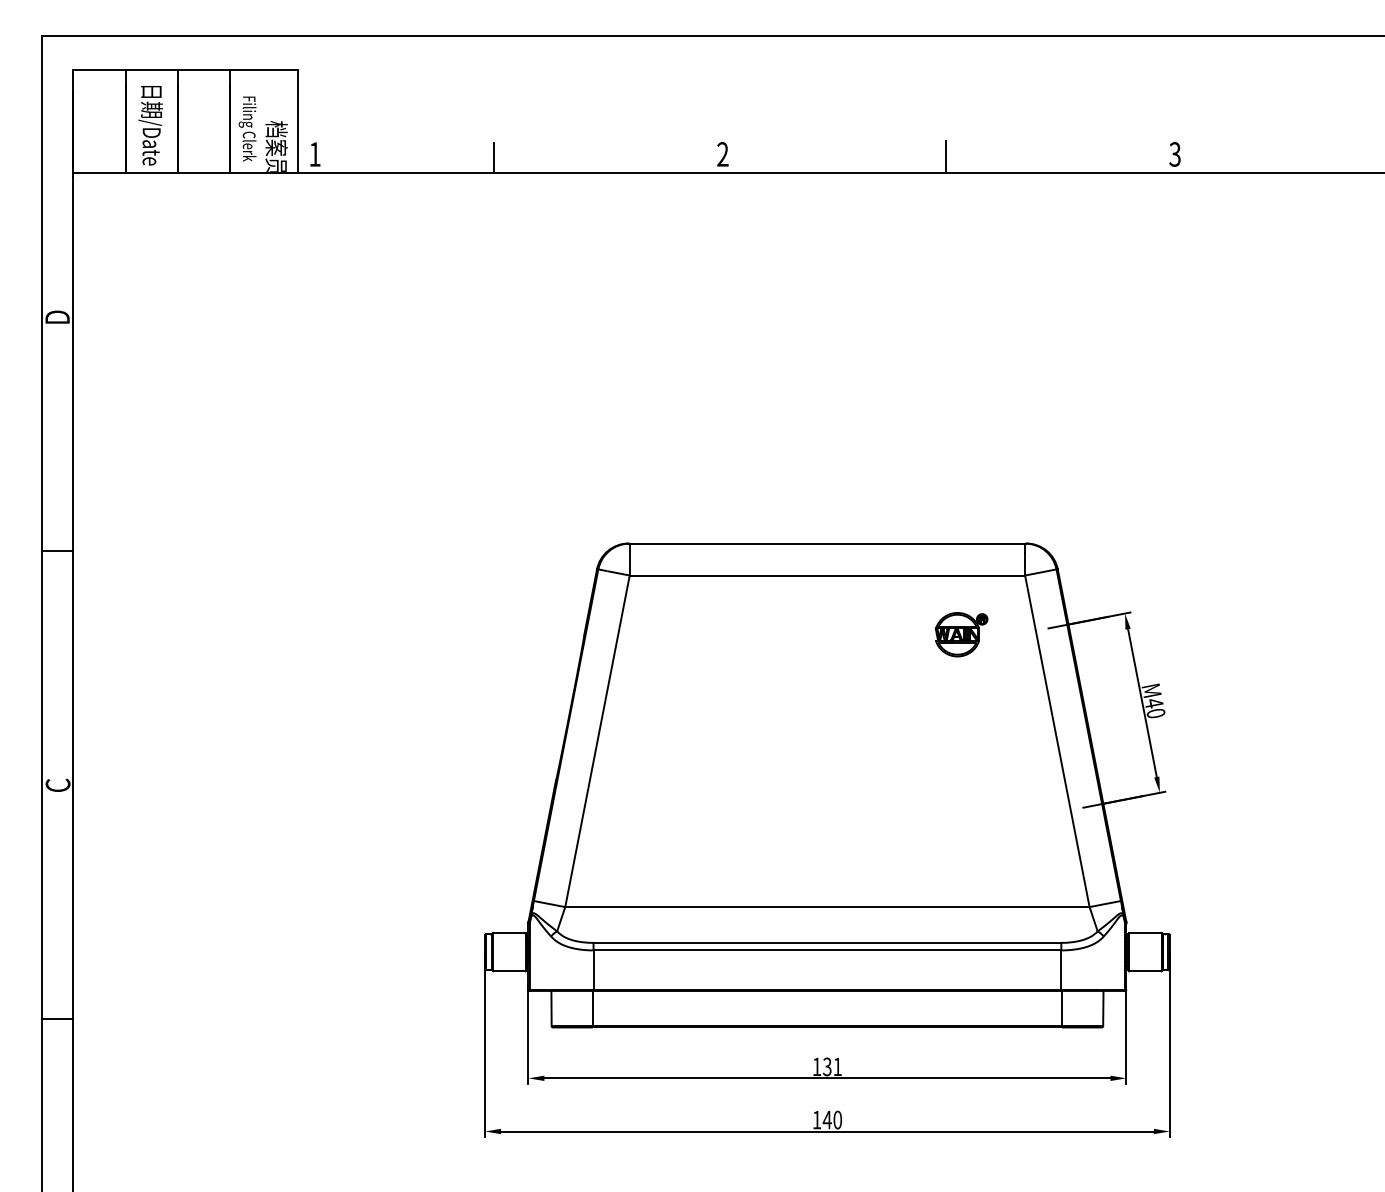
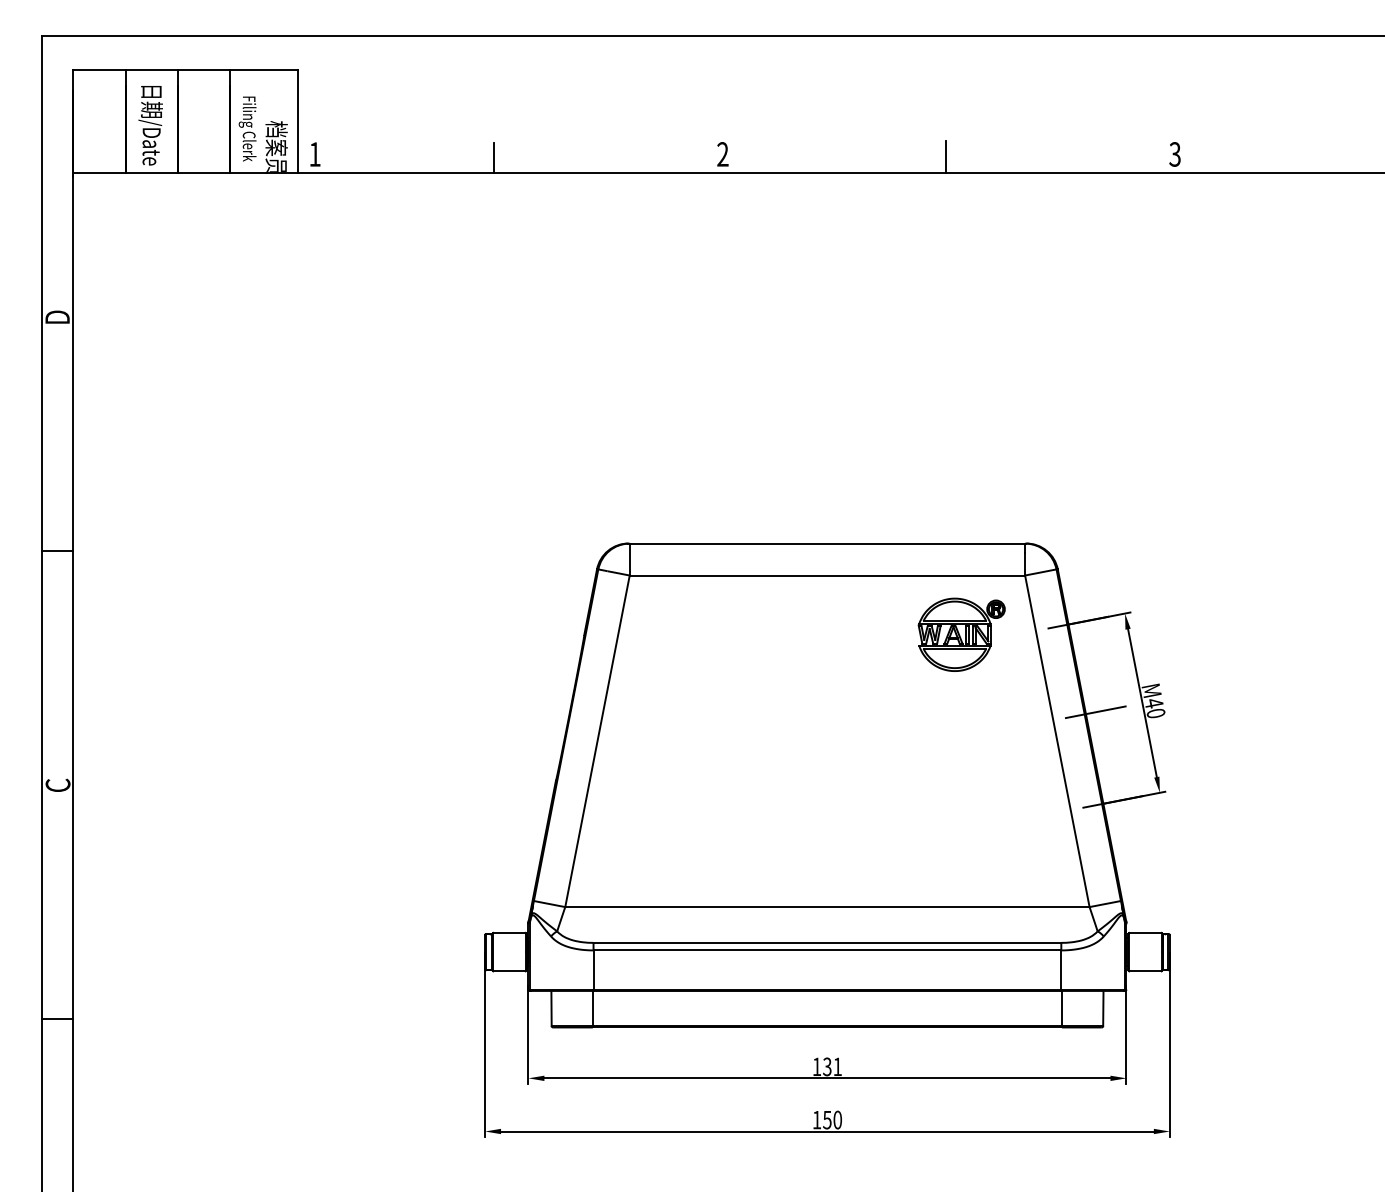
part size: 55x46 px -> 89x75 px (961, 634)
line: none -> present (1095, 712)
text: 140 -> 150 (826, 1120)
